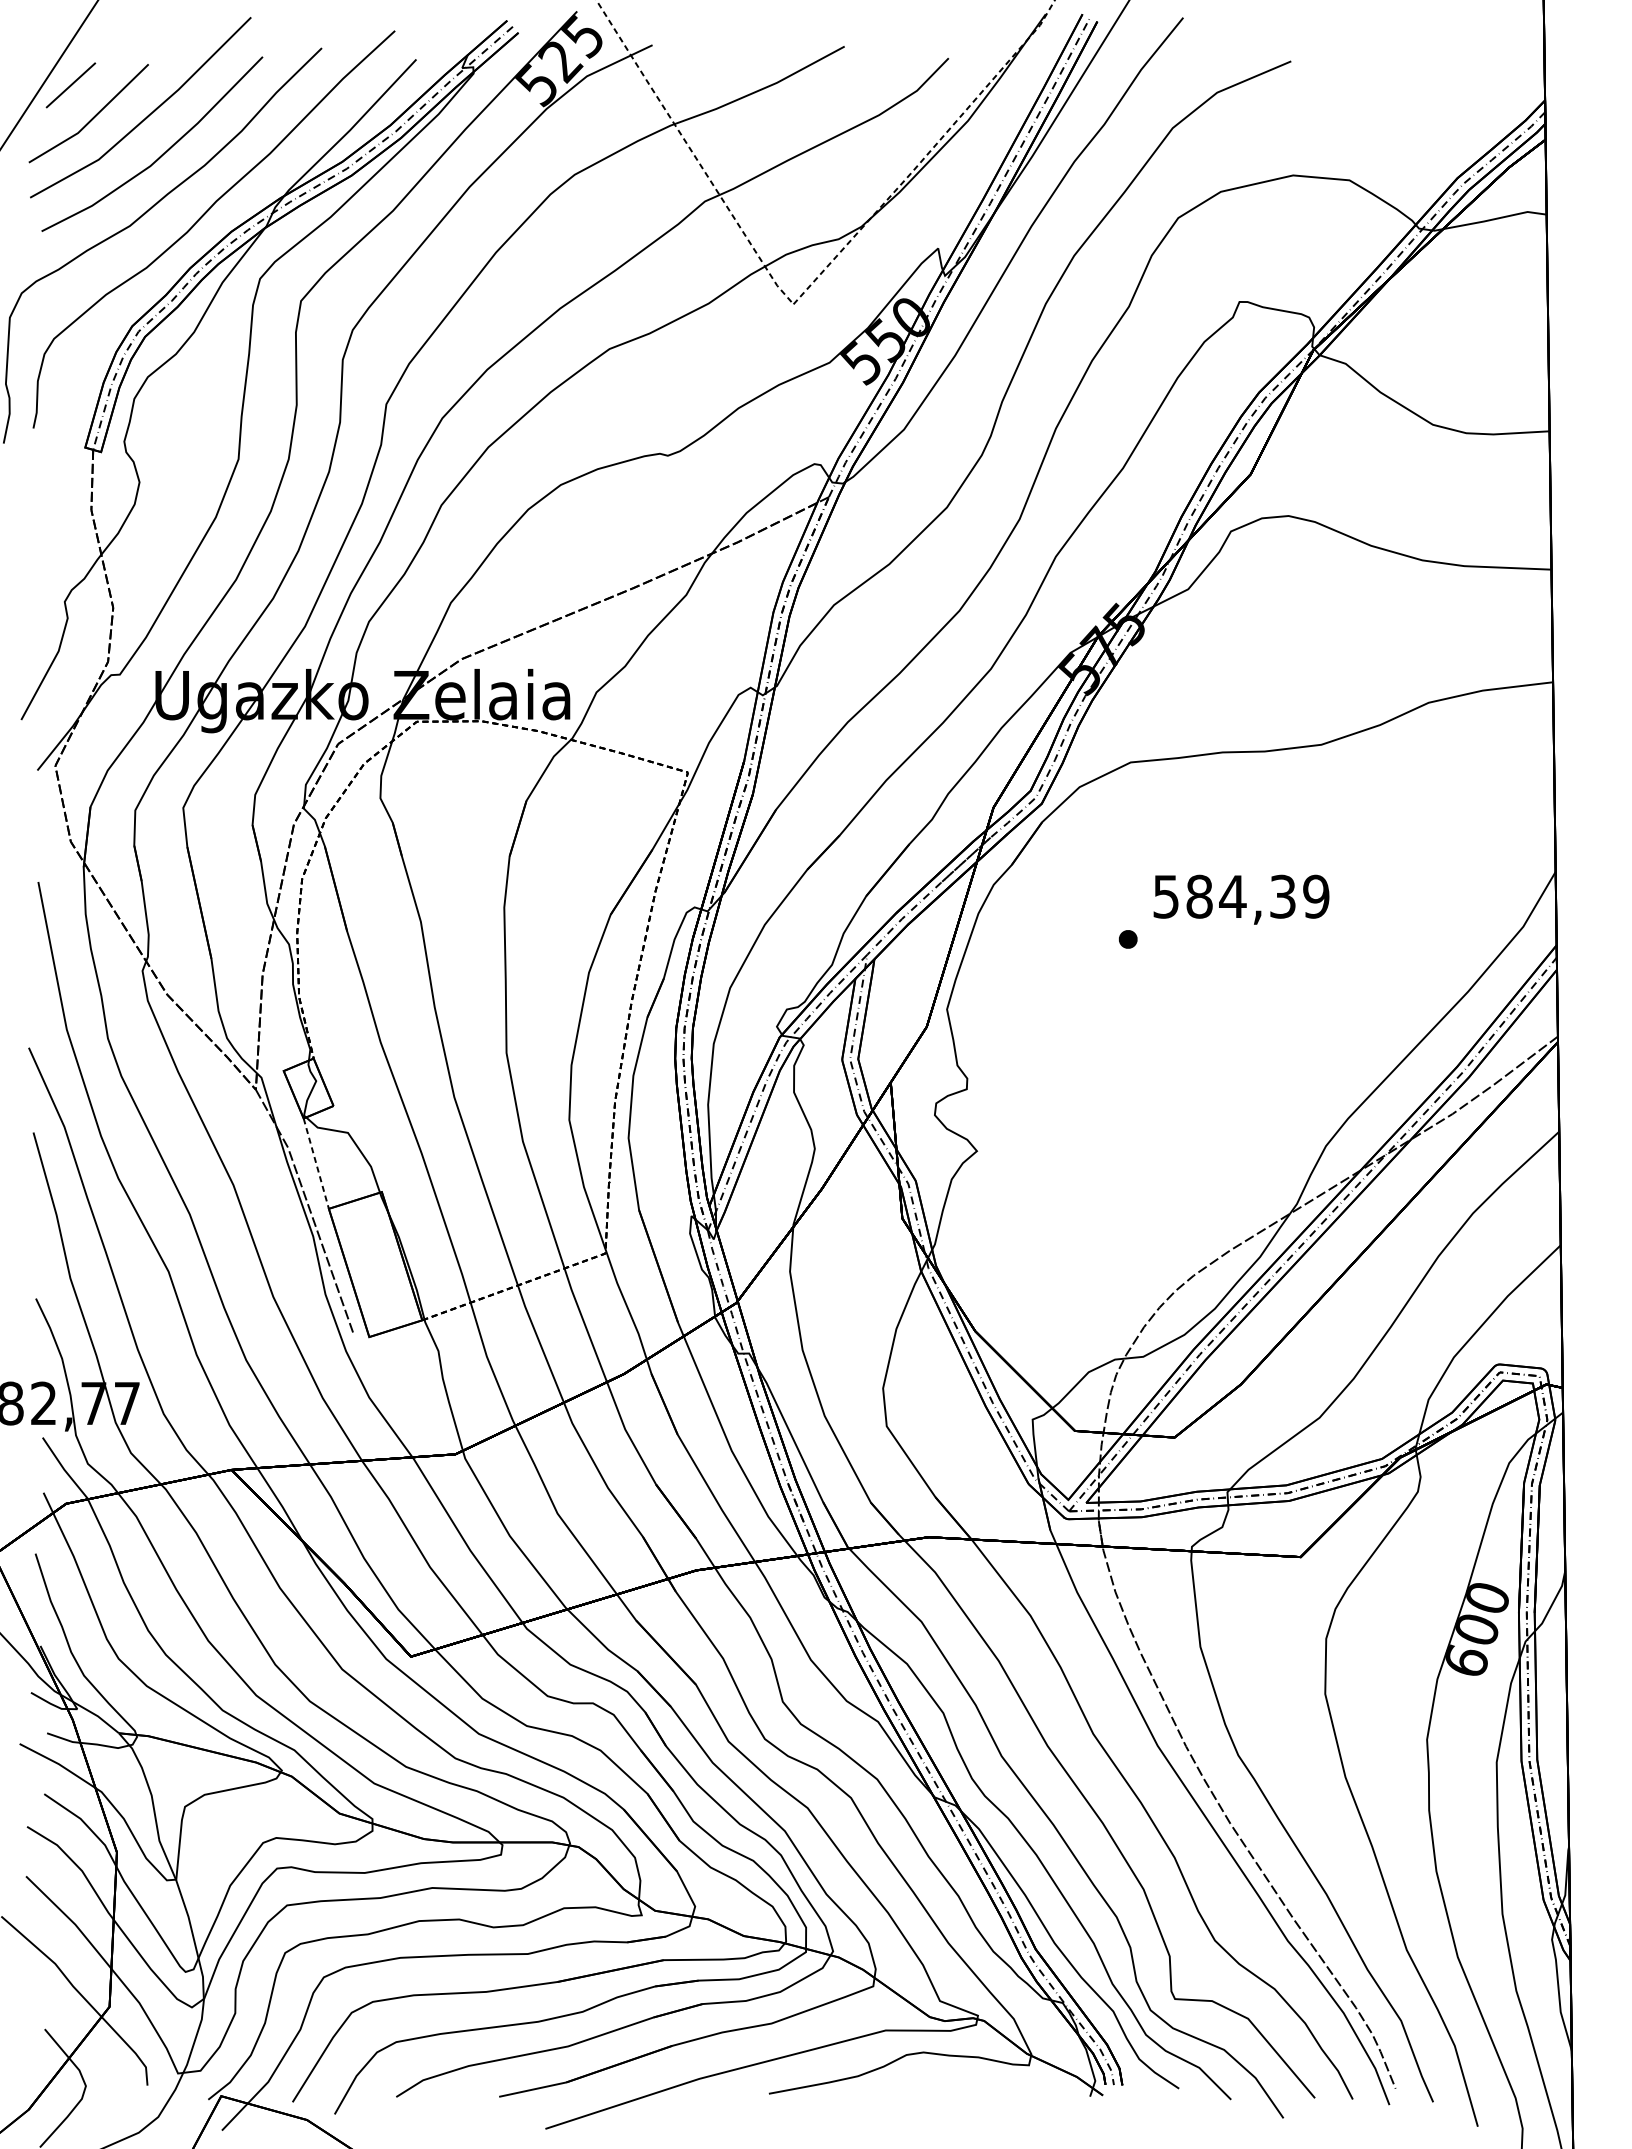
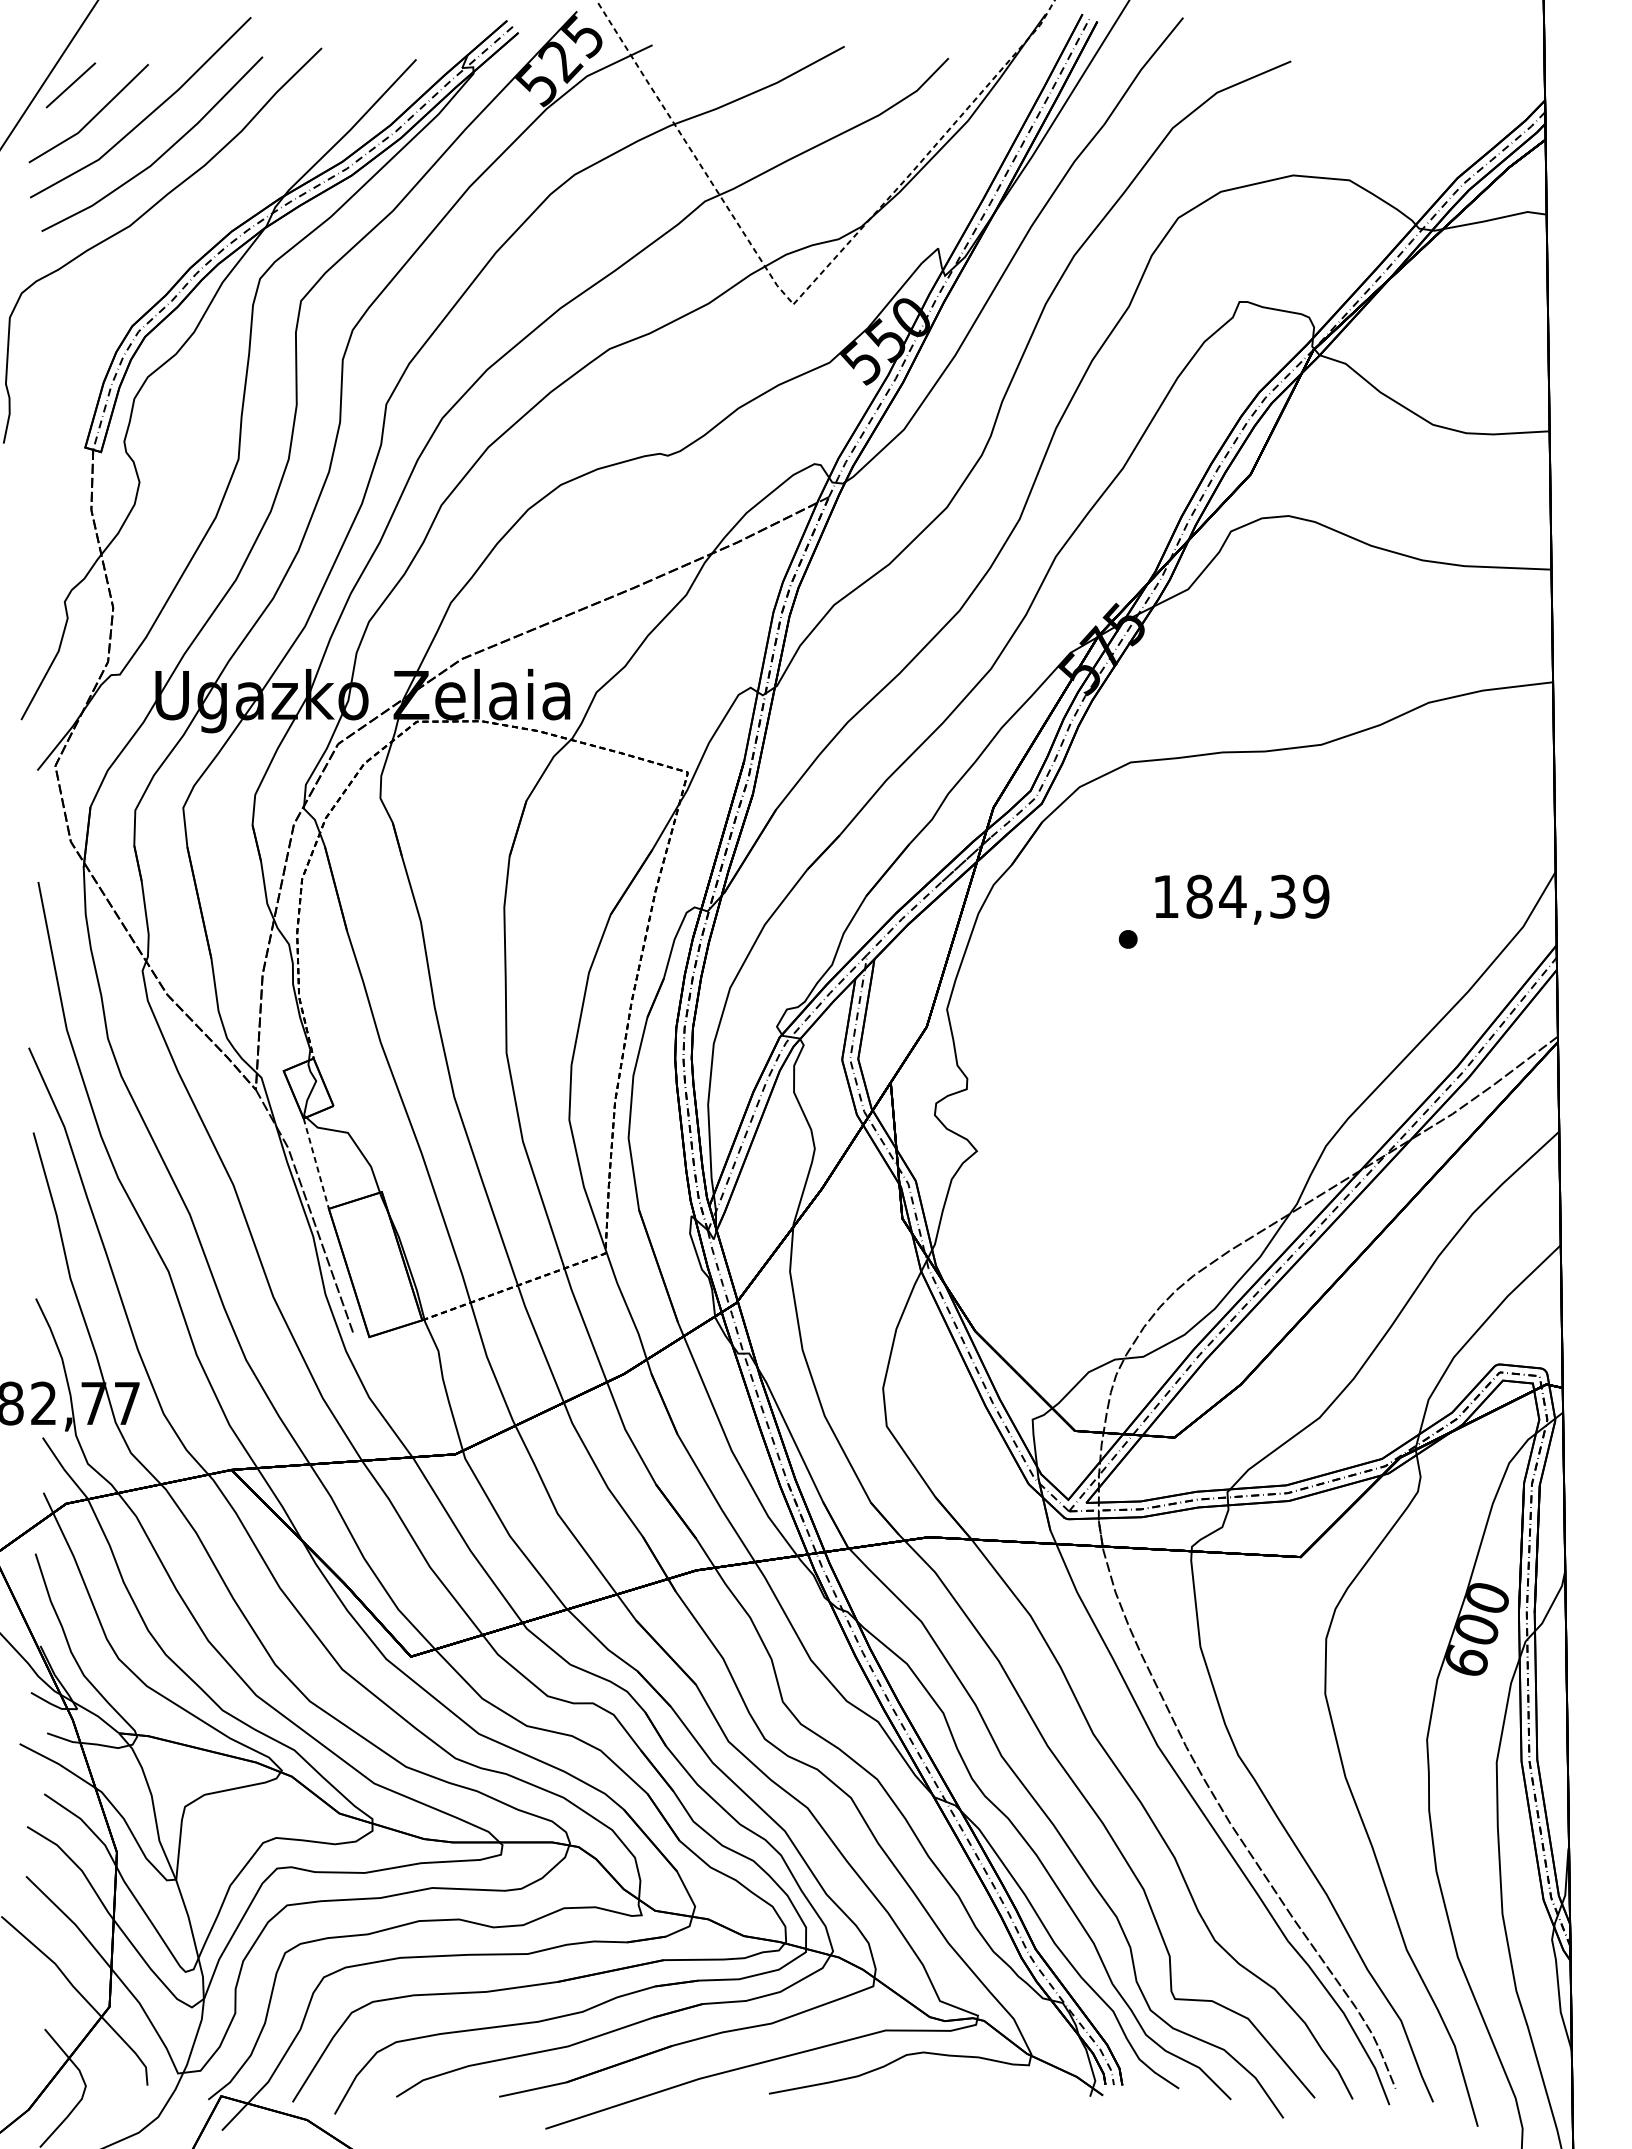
curve: present -> none (202, 217)
text: 584,39 -> 184,39 (1165, 896)
